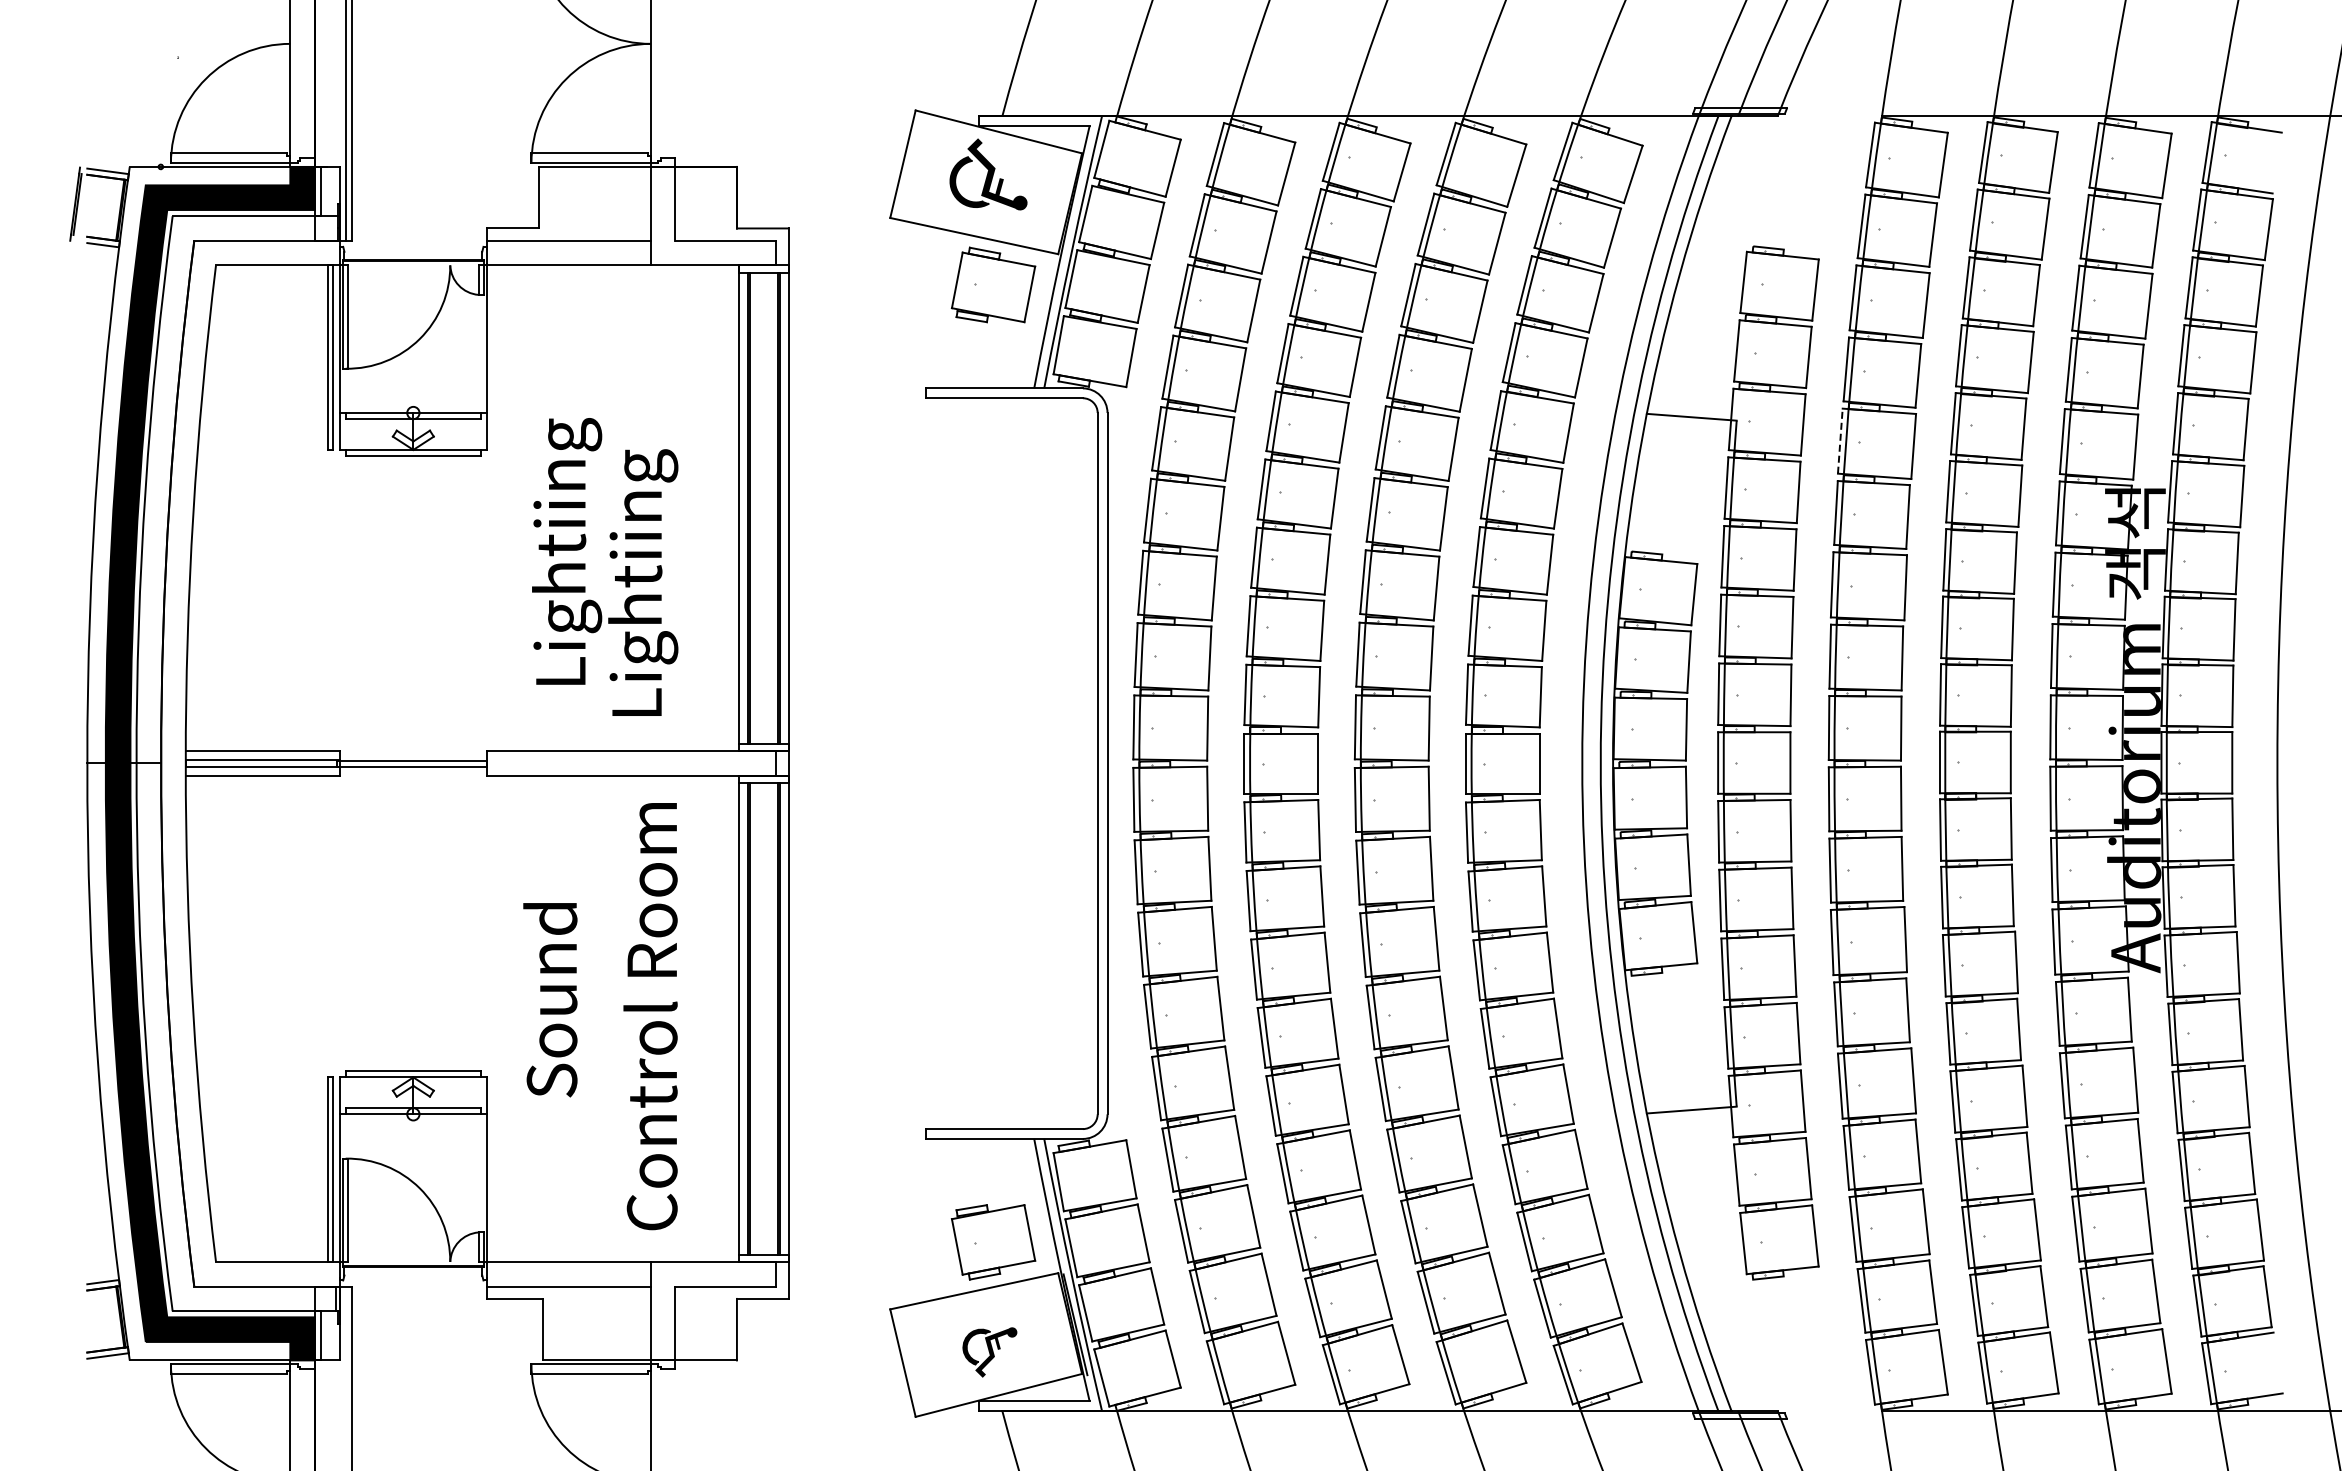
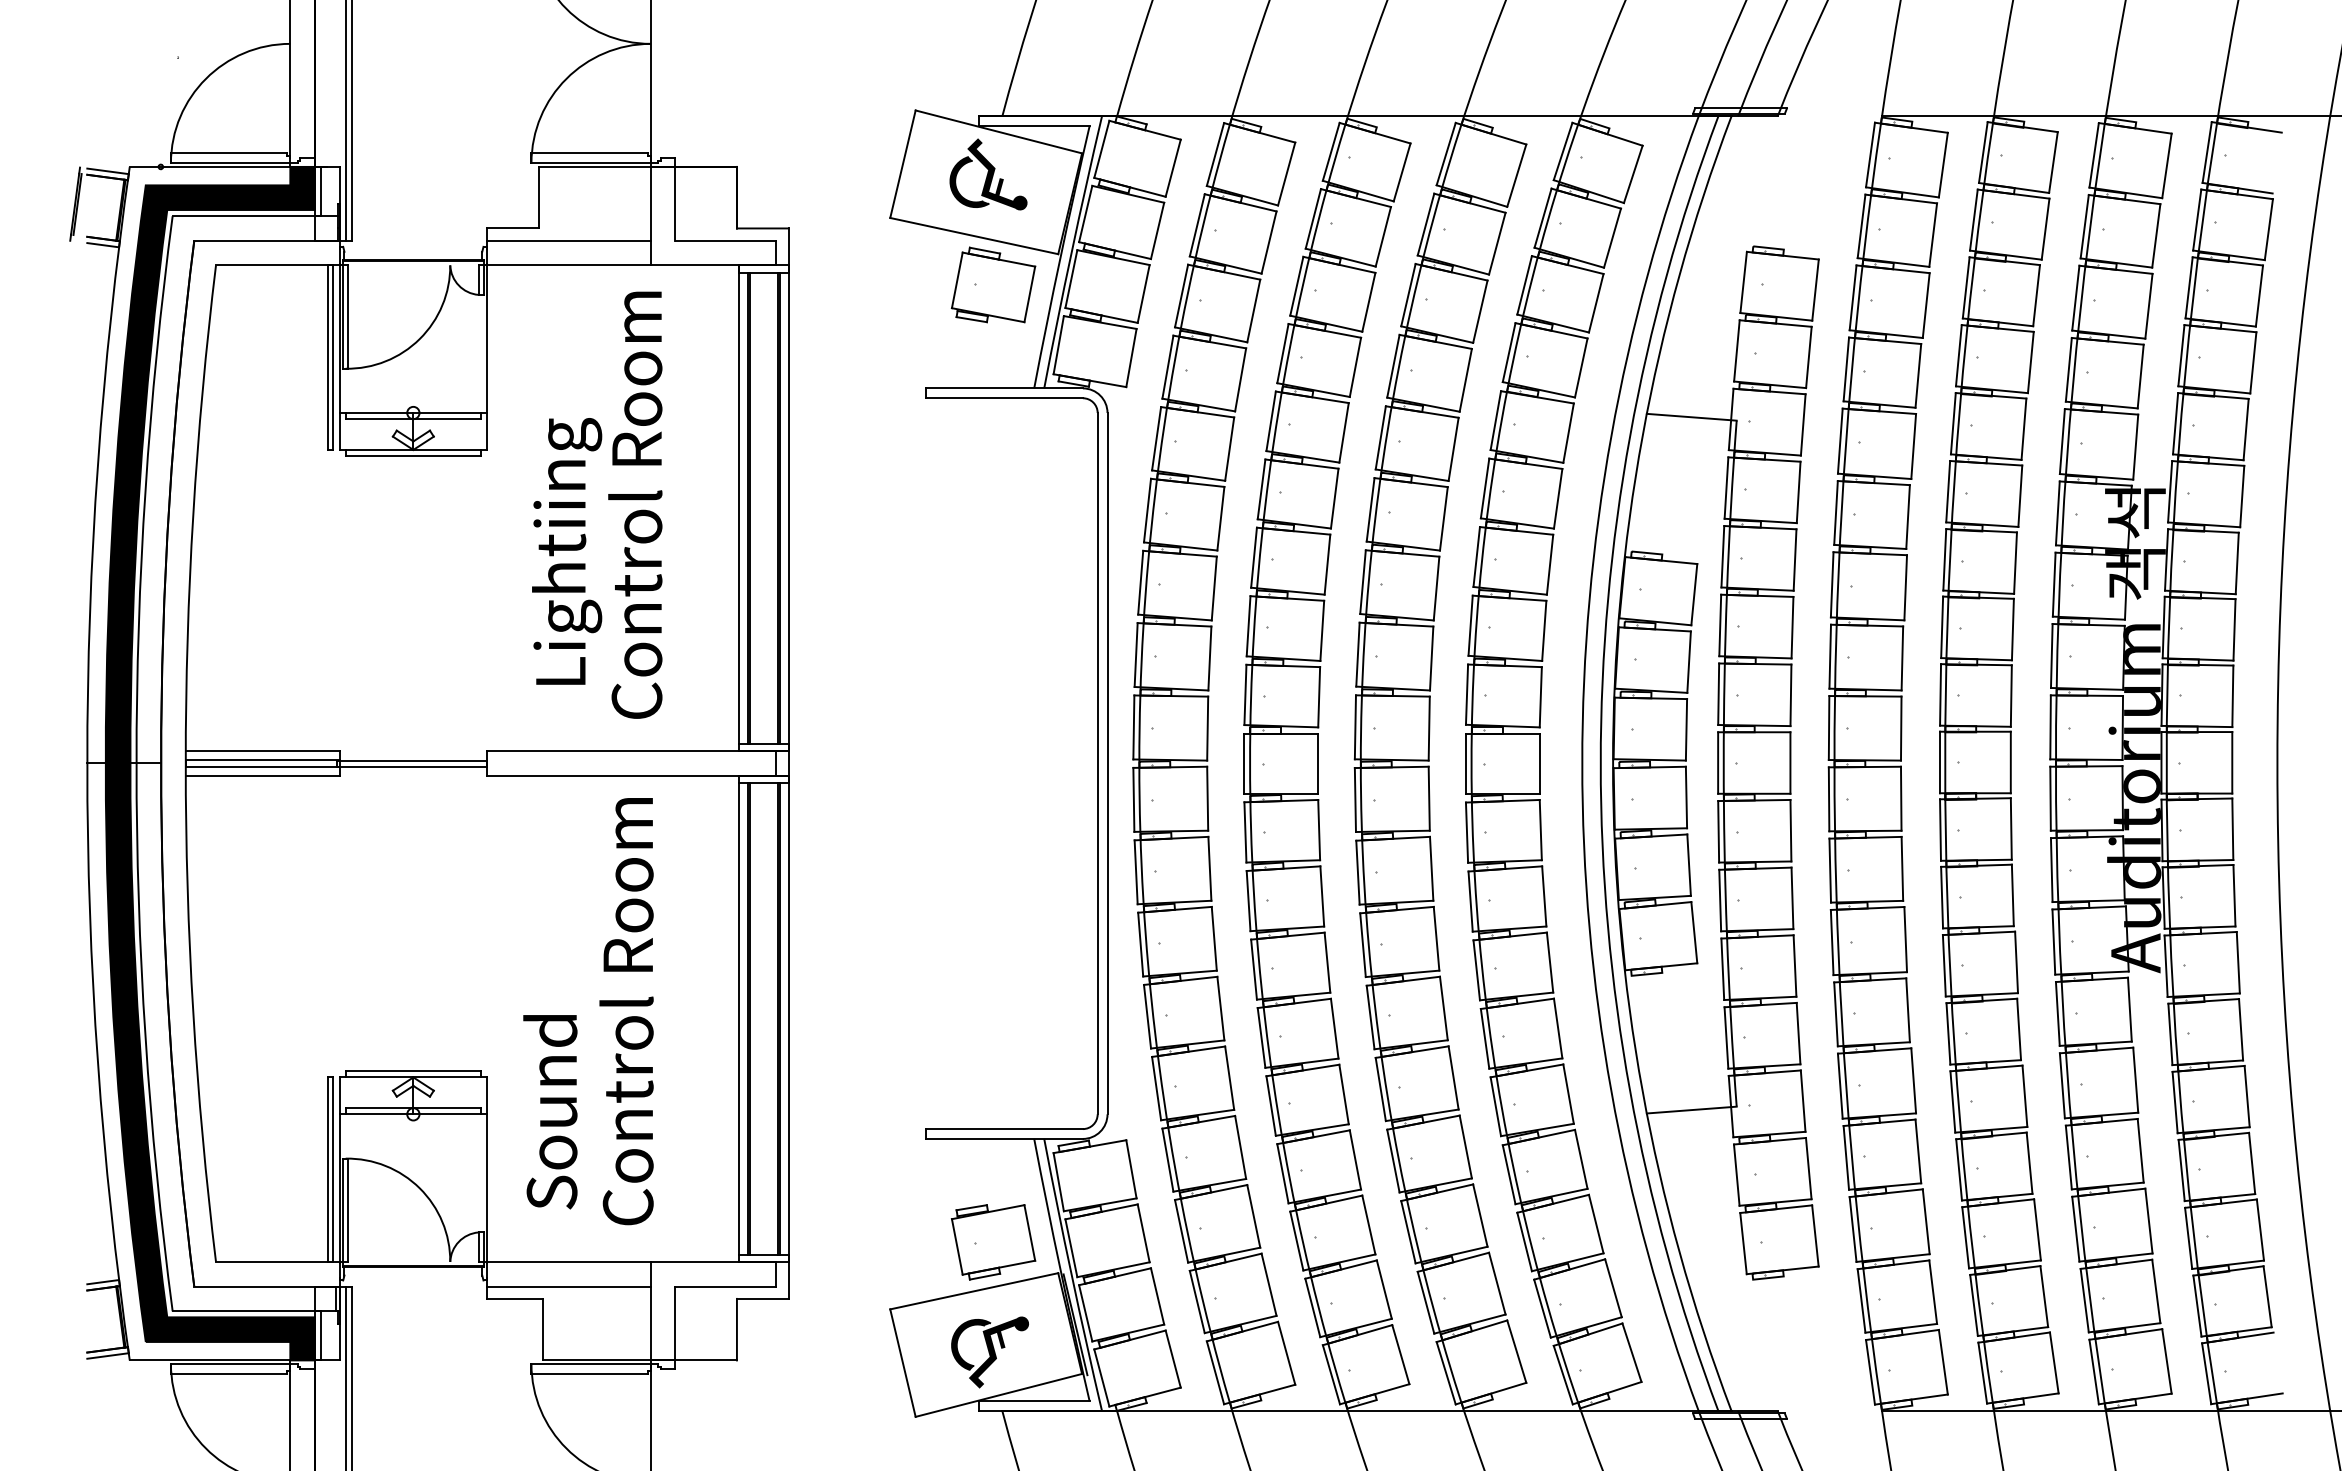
line: dashed -> solid (1840, 441)
text: Lightiing -> Control Room (643, 504)
text position: (550, 1000) -> (550, 1112) (550, 1112)
text position: (650, 1016) -> (626, 1011) (626, 1011)
part size: 56x51 px -> 78x73 px (989, 1352)
line: none -> present (345, 1376)
